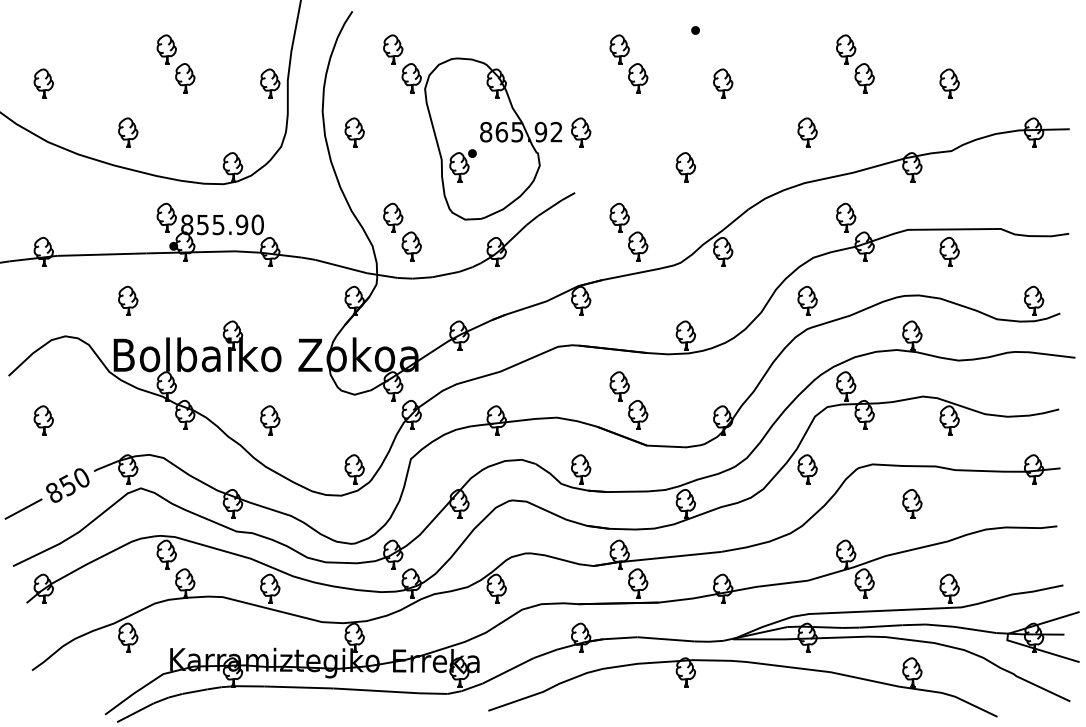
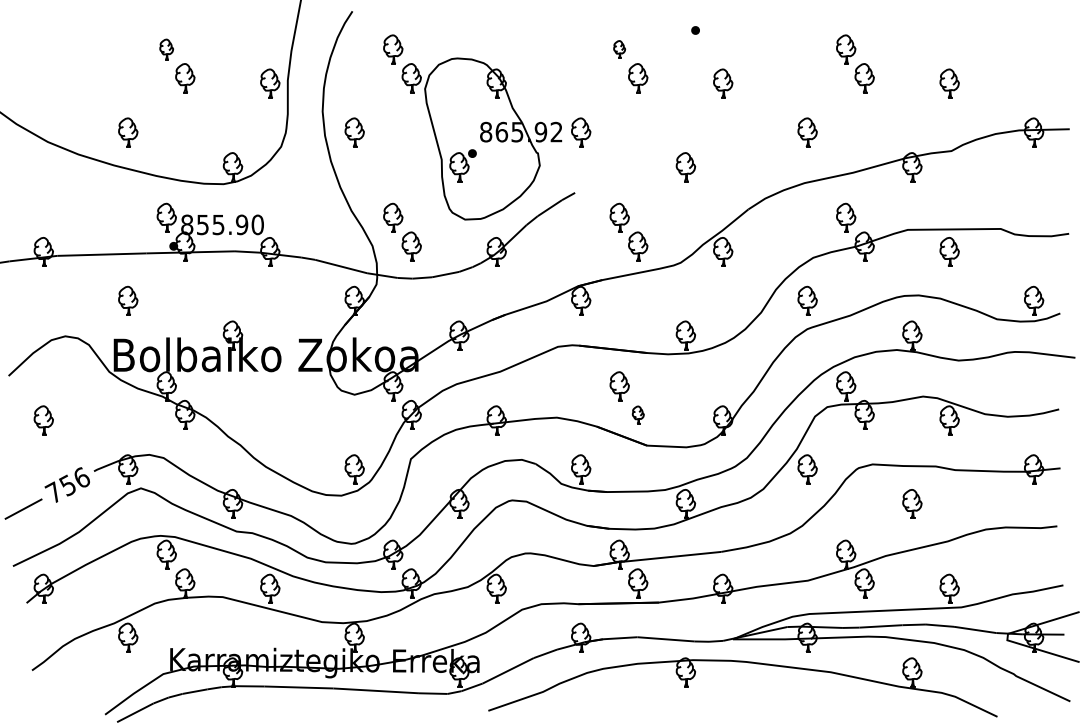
part size: 21x31 px -> 16x23 px (166, 49)
part size: 21x31 px -> 14x19 px (619, 49)
part: present -> none (43, 83)
part size: 21x30 px -> 14x20 px (637, 414)
part: present -> none (270, 420)
text: 850 -> 756 (66, 484)
